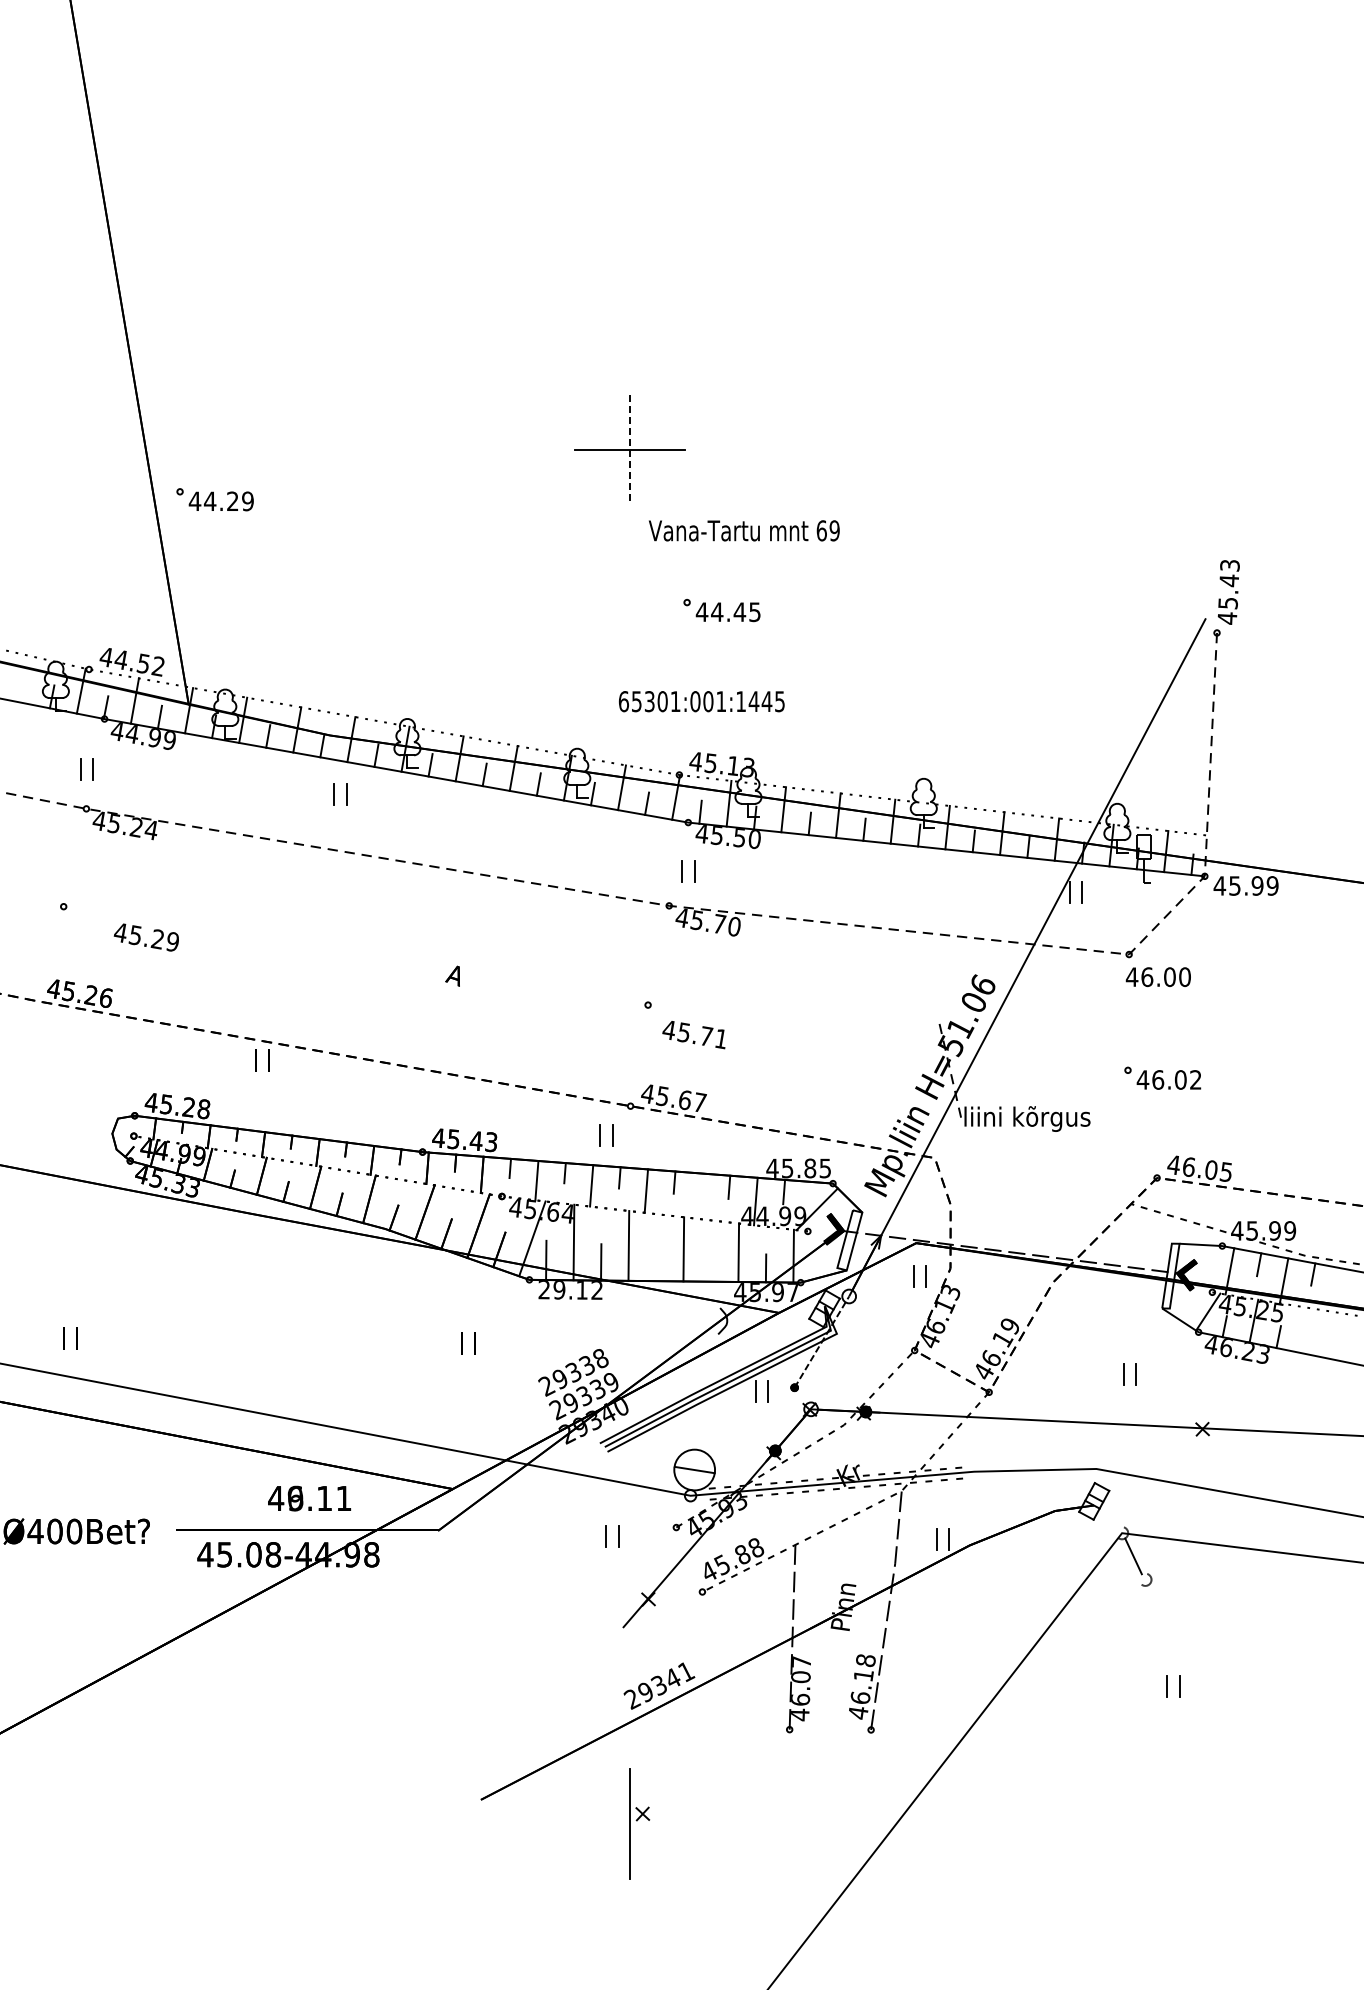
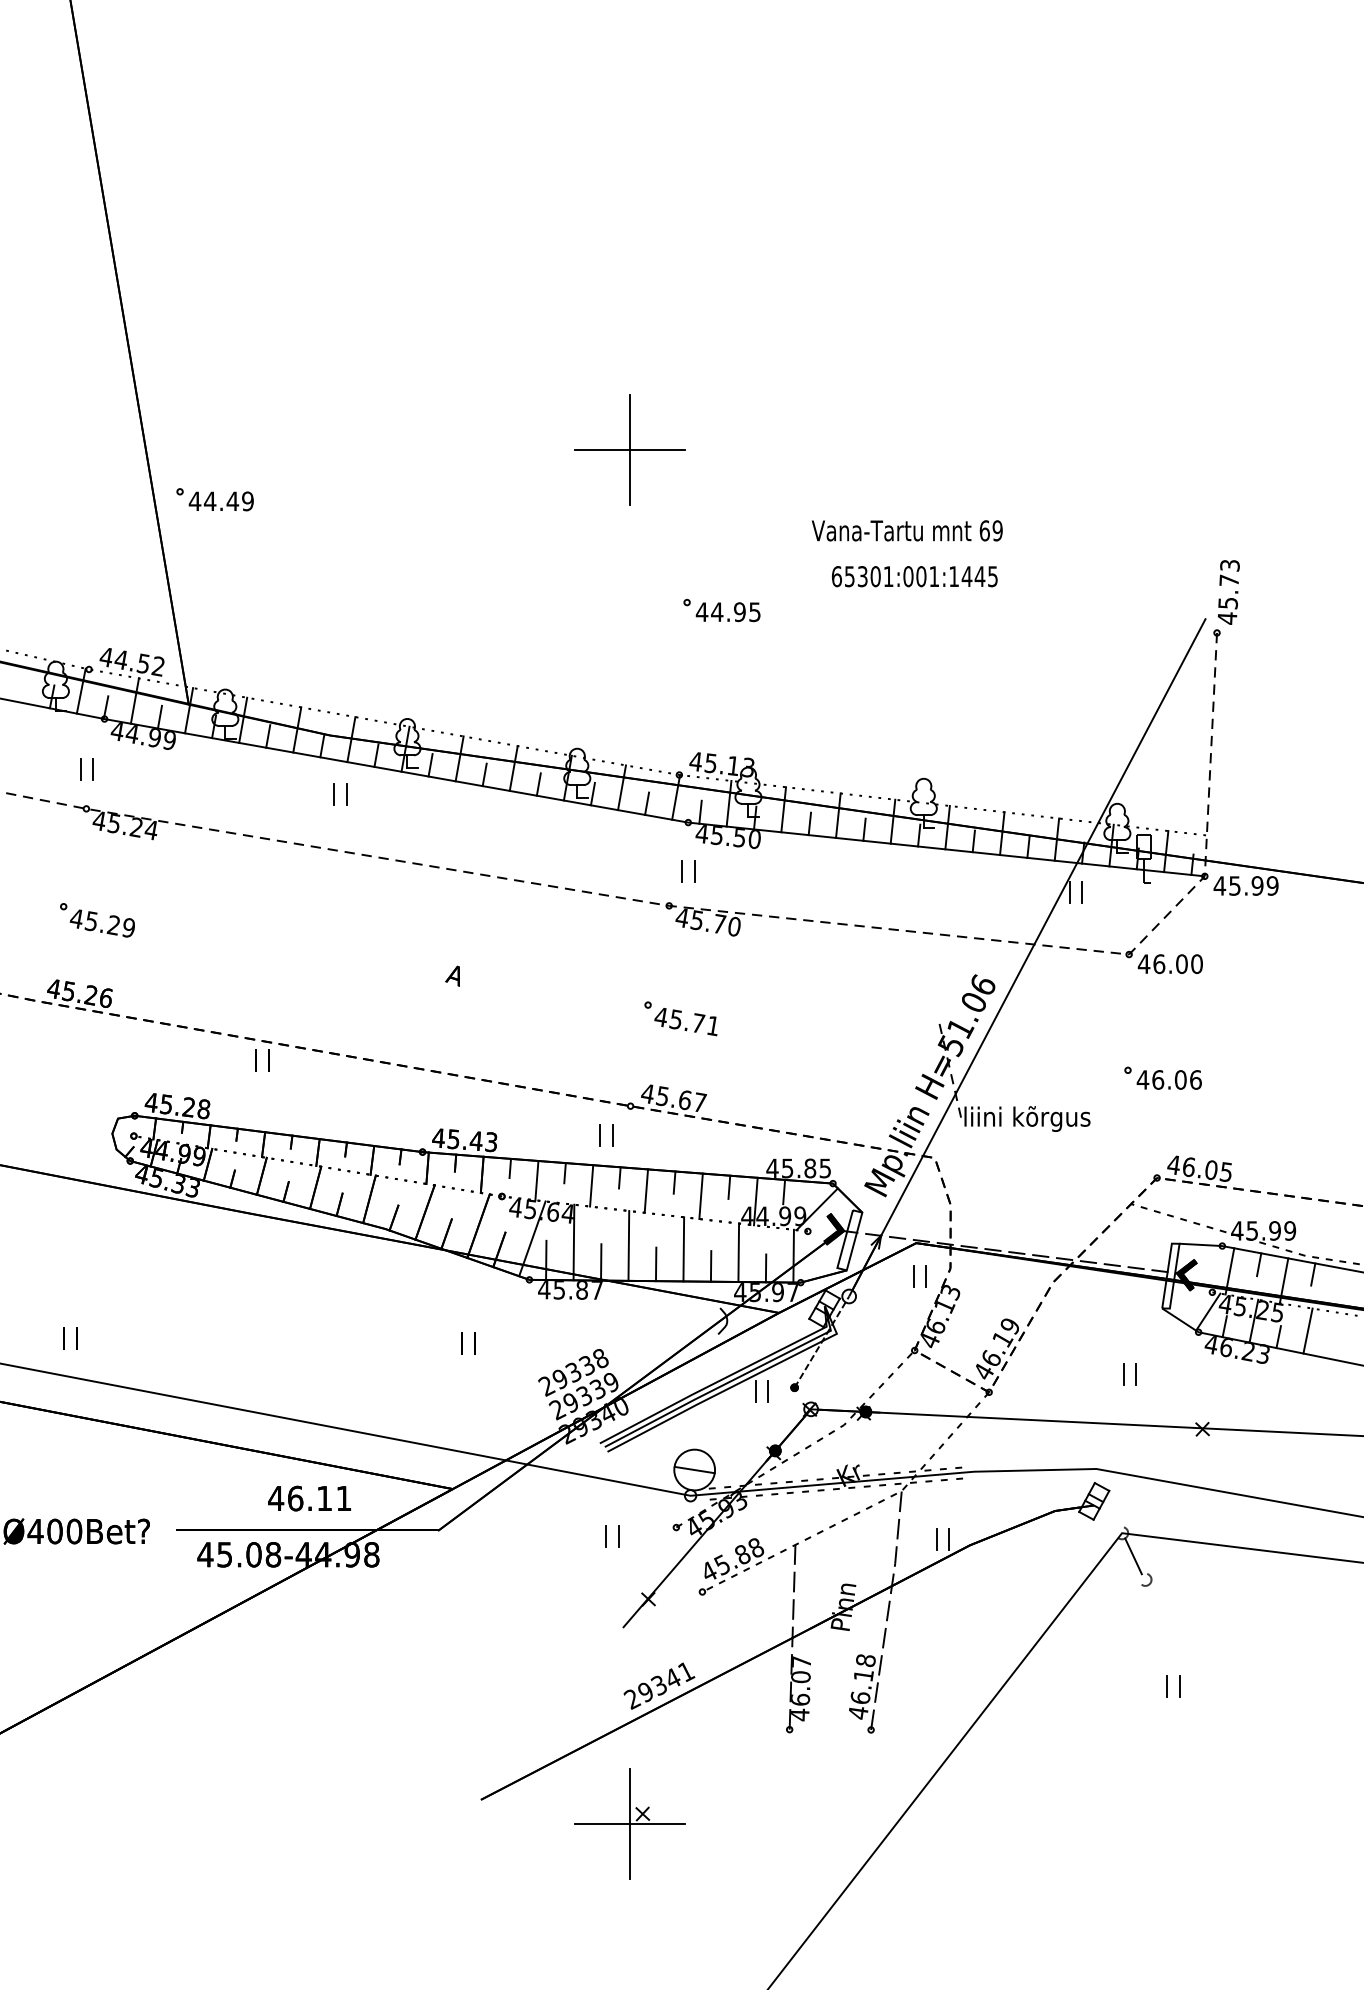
line: dashed -> solid (630, 449)
text: 44.29 -> 44.49 (232, 500)
text position: (744, 530) -> (907, 530) (907, 530)
text: 45.43 -> 45.73 (1228, 580)
text: 44.45 -> 44.95 (739, 612)
text position: (701, 701) -> (914, 576) (914, 576)
text position: (145, 937) -> (101, 923) (101, 923)
text position: (1157, 977) -> (1169, 964) (1169, 964)
text position: (693, 1035) -> (685, 1022) (685, 1022)
text: 46.02 -> 46.06 (1195, 1079)
line: none -> present (700, 1196)
line: none -> present (655, 1264)
line: none -> present (710, 1266)
text: 29.12 -> 45.87 (570, 1290)
line: none -> present (1307, 1330)
text: 49.11 -> 46.11 (295, 1498)
line: none -> present (630, 1823)
